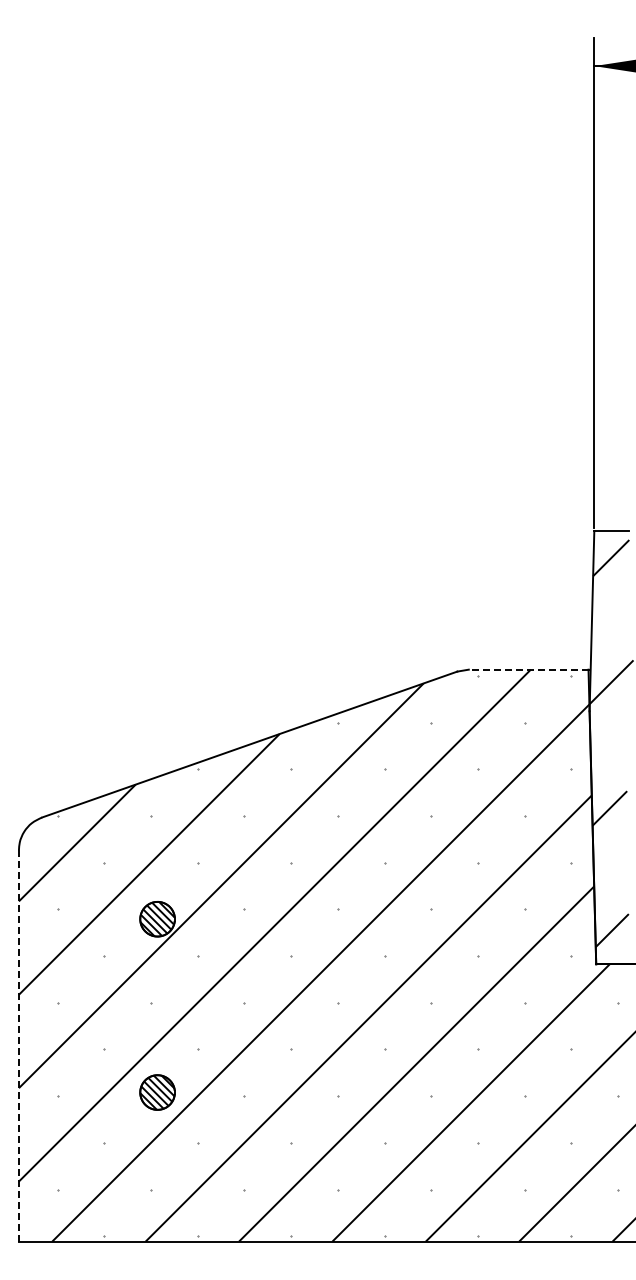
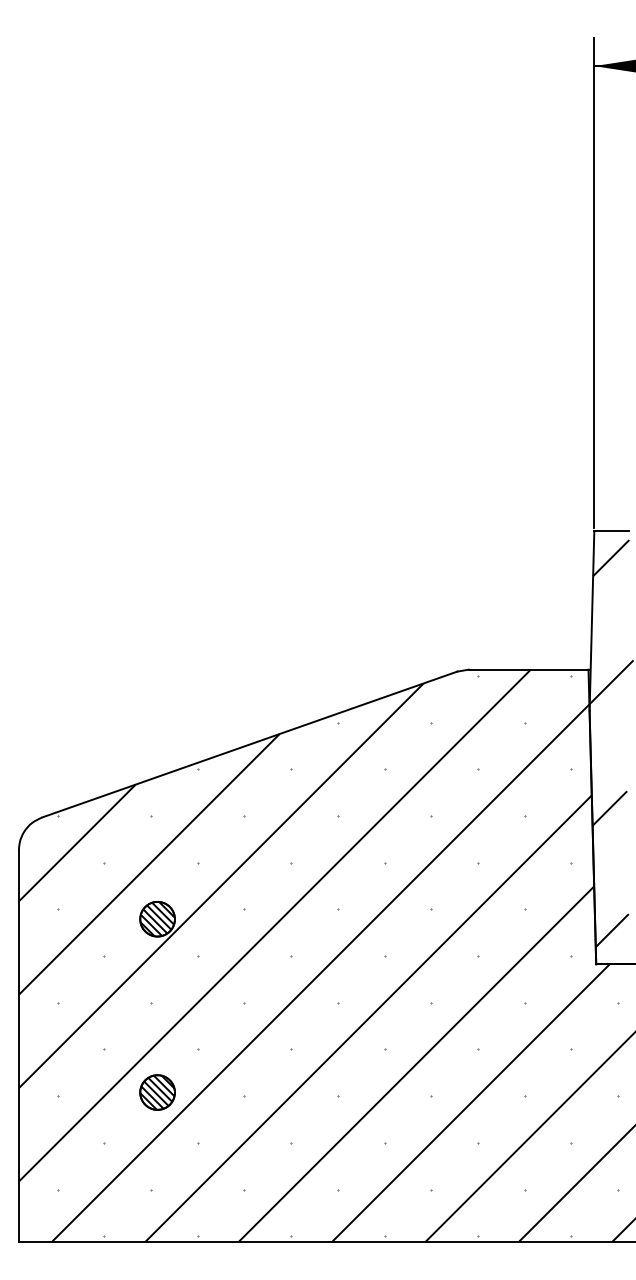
line: dashed -> solid (528, 669)
line: dashed -> solid (18, 1045)
